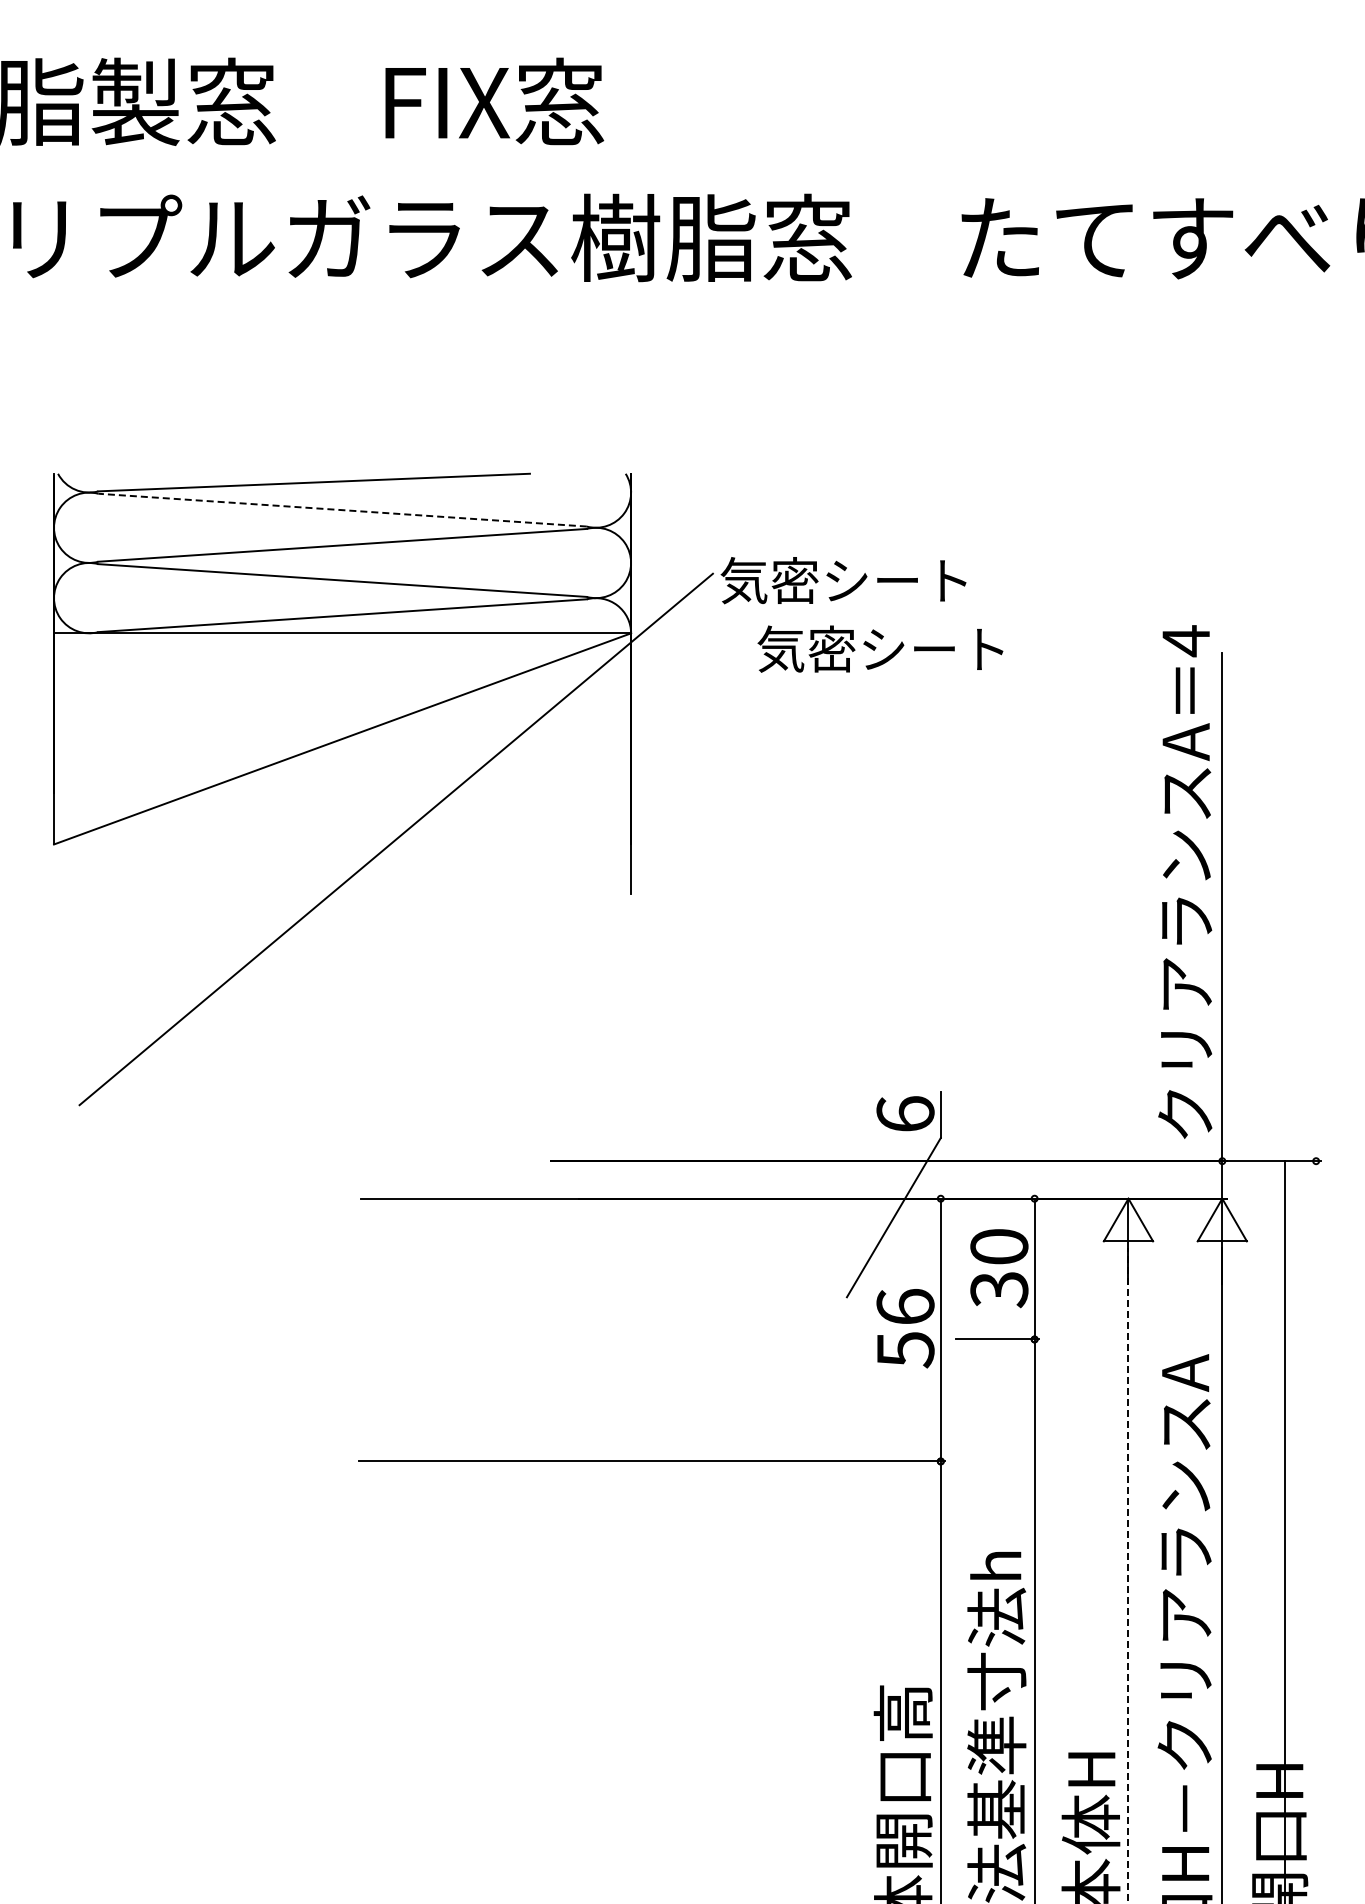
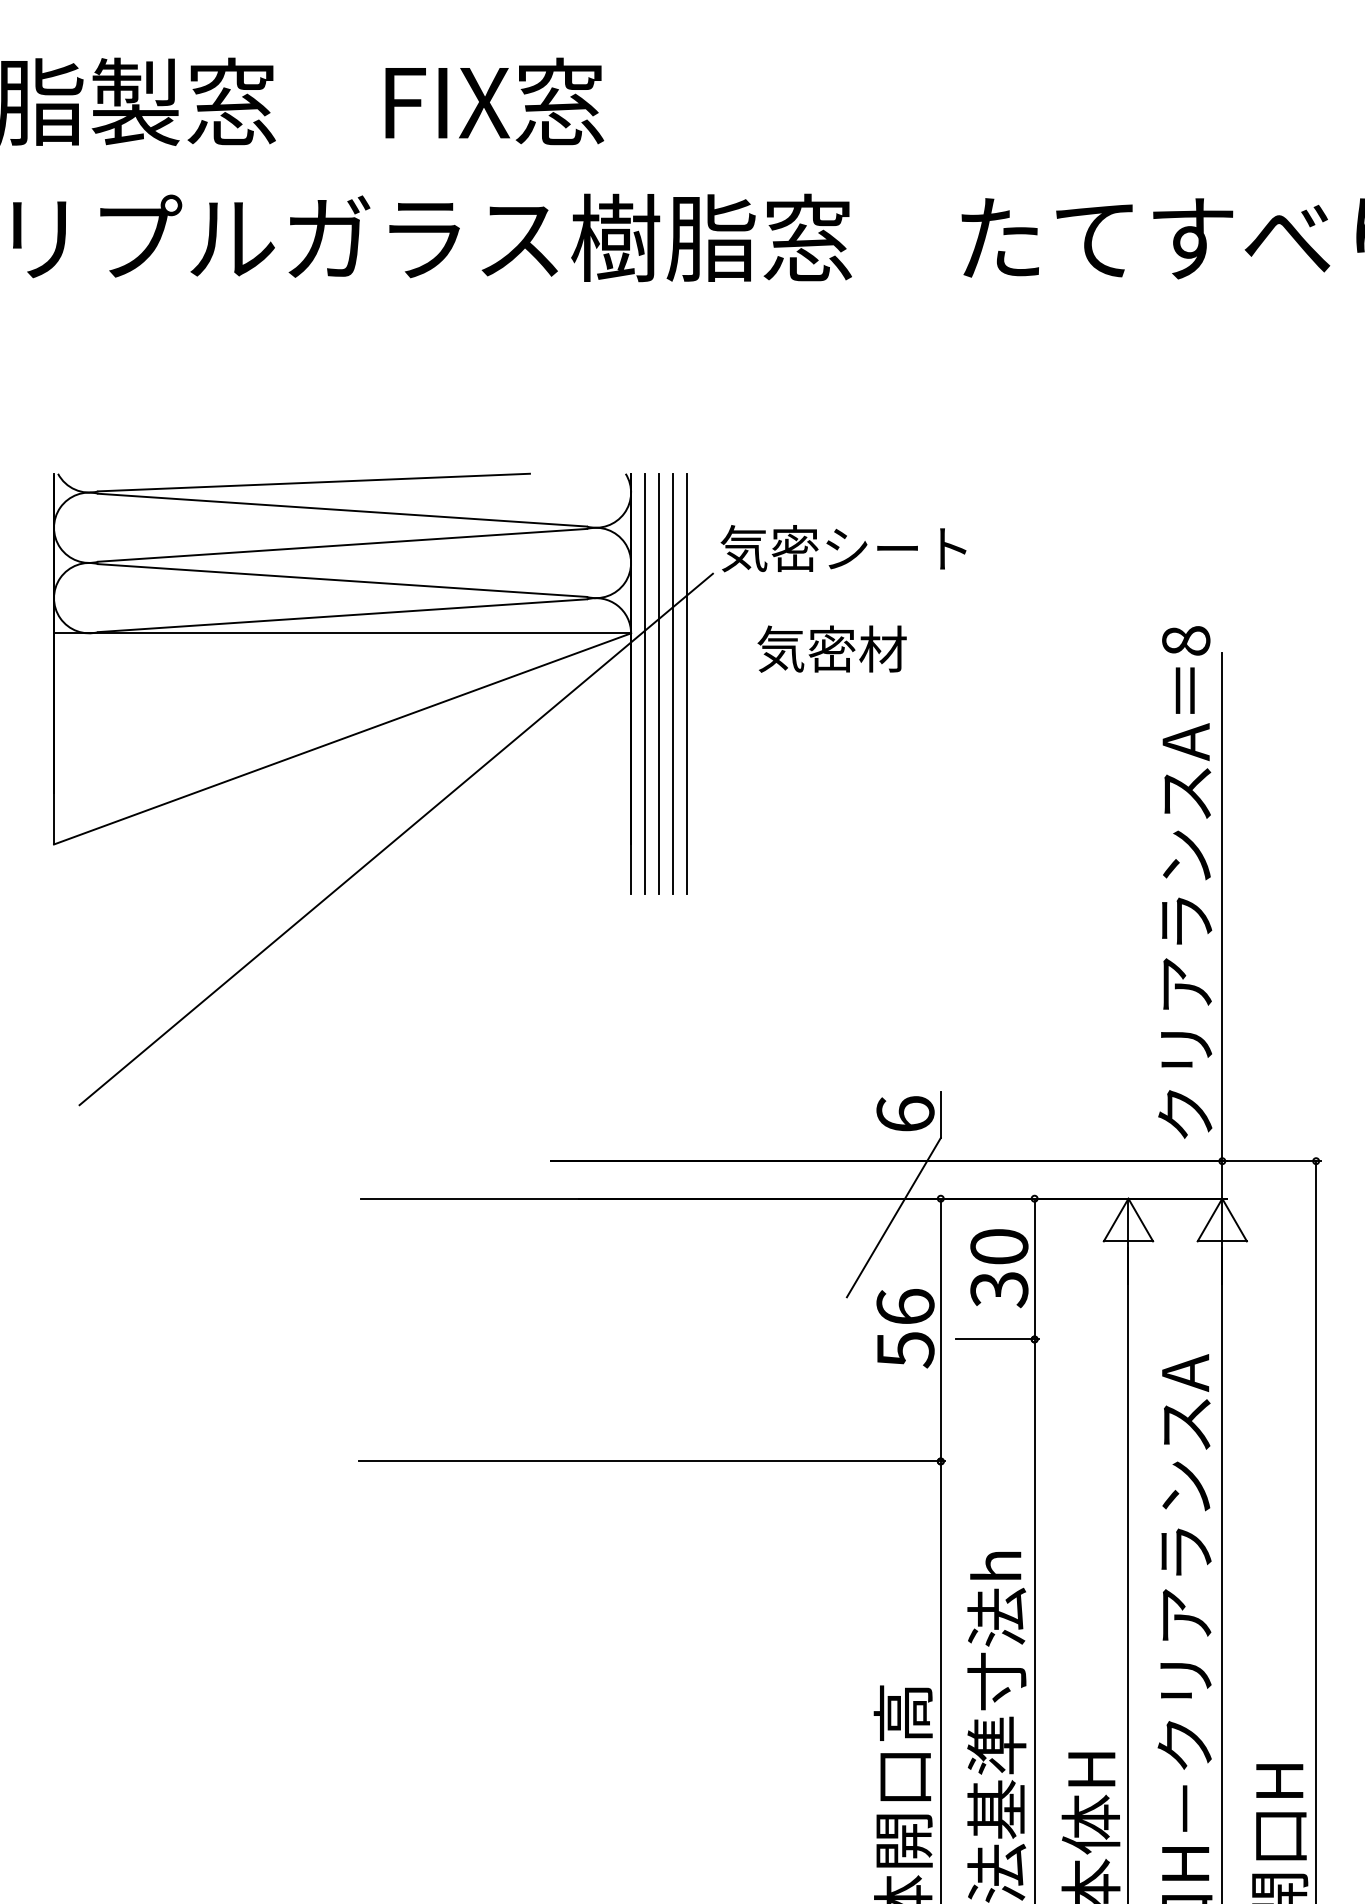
line: dashed -> solid (342, 510)
text position: (843, 580) -> (843, 548) (843, 548)
text: 4 -> 8 (1186, 641)
text: 気密シート -> 気密材 (931, 648)
line: none -> present (645, 683)
line: none -> present (659, 683)
line: none -> present (673, 683)
line: none -> present (687, 683)
line position: (1285, 1530) -> (1316, 1530) (1316, 1530)
line: dashed -> solid (1128, 1575)
